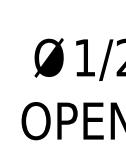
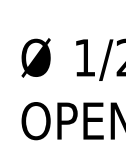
text position: (48, 57) -> (35, 57) (35, 57)
